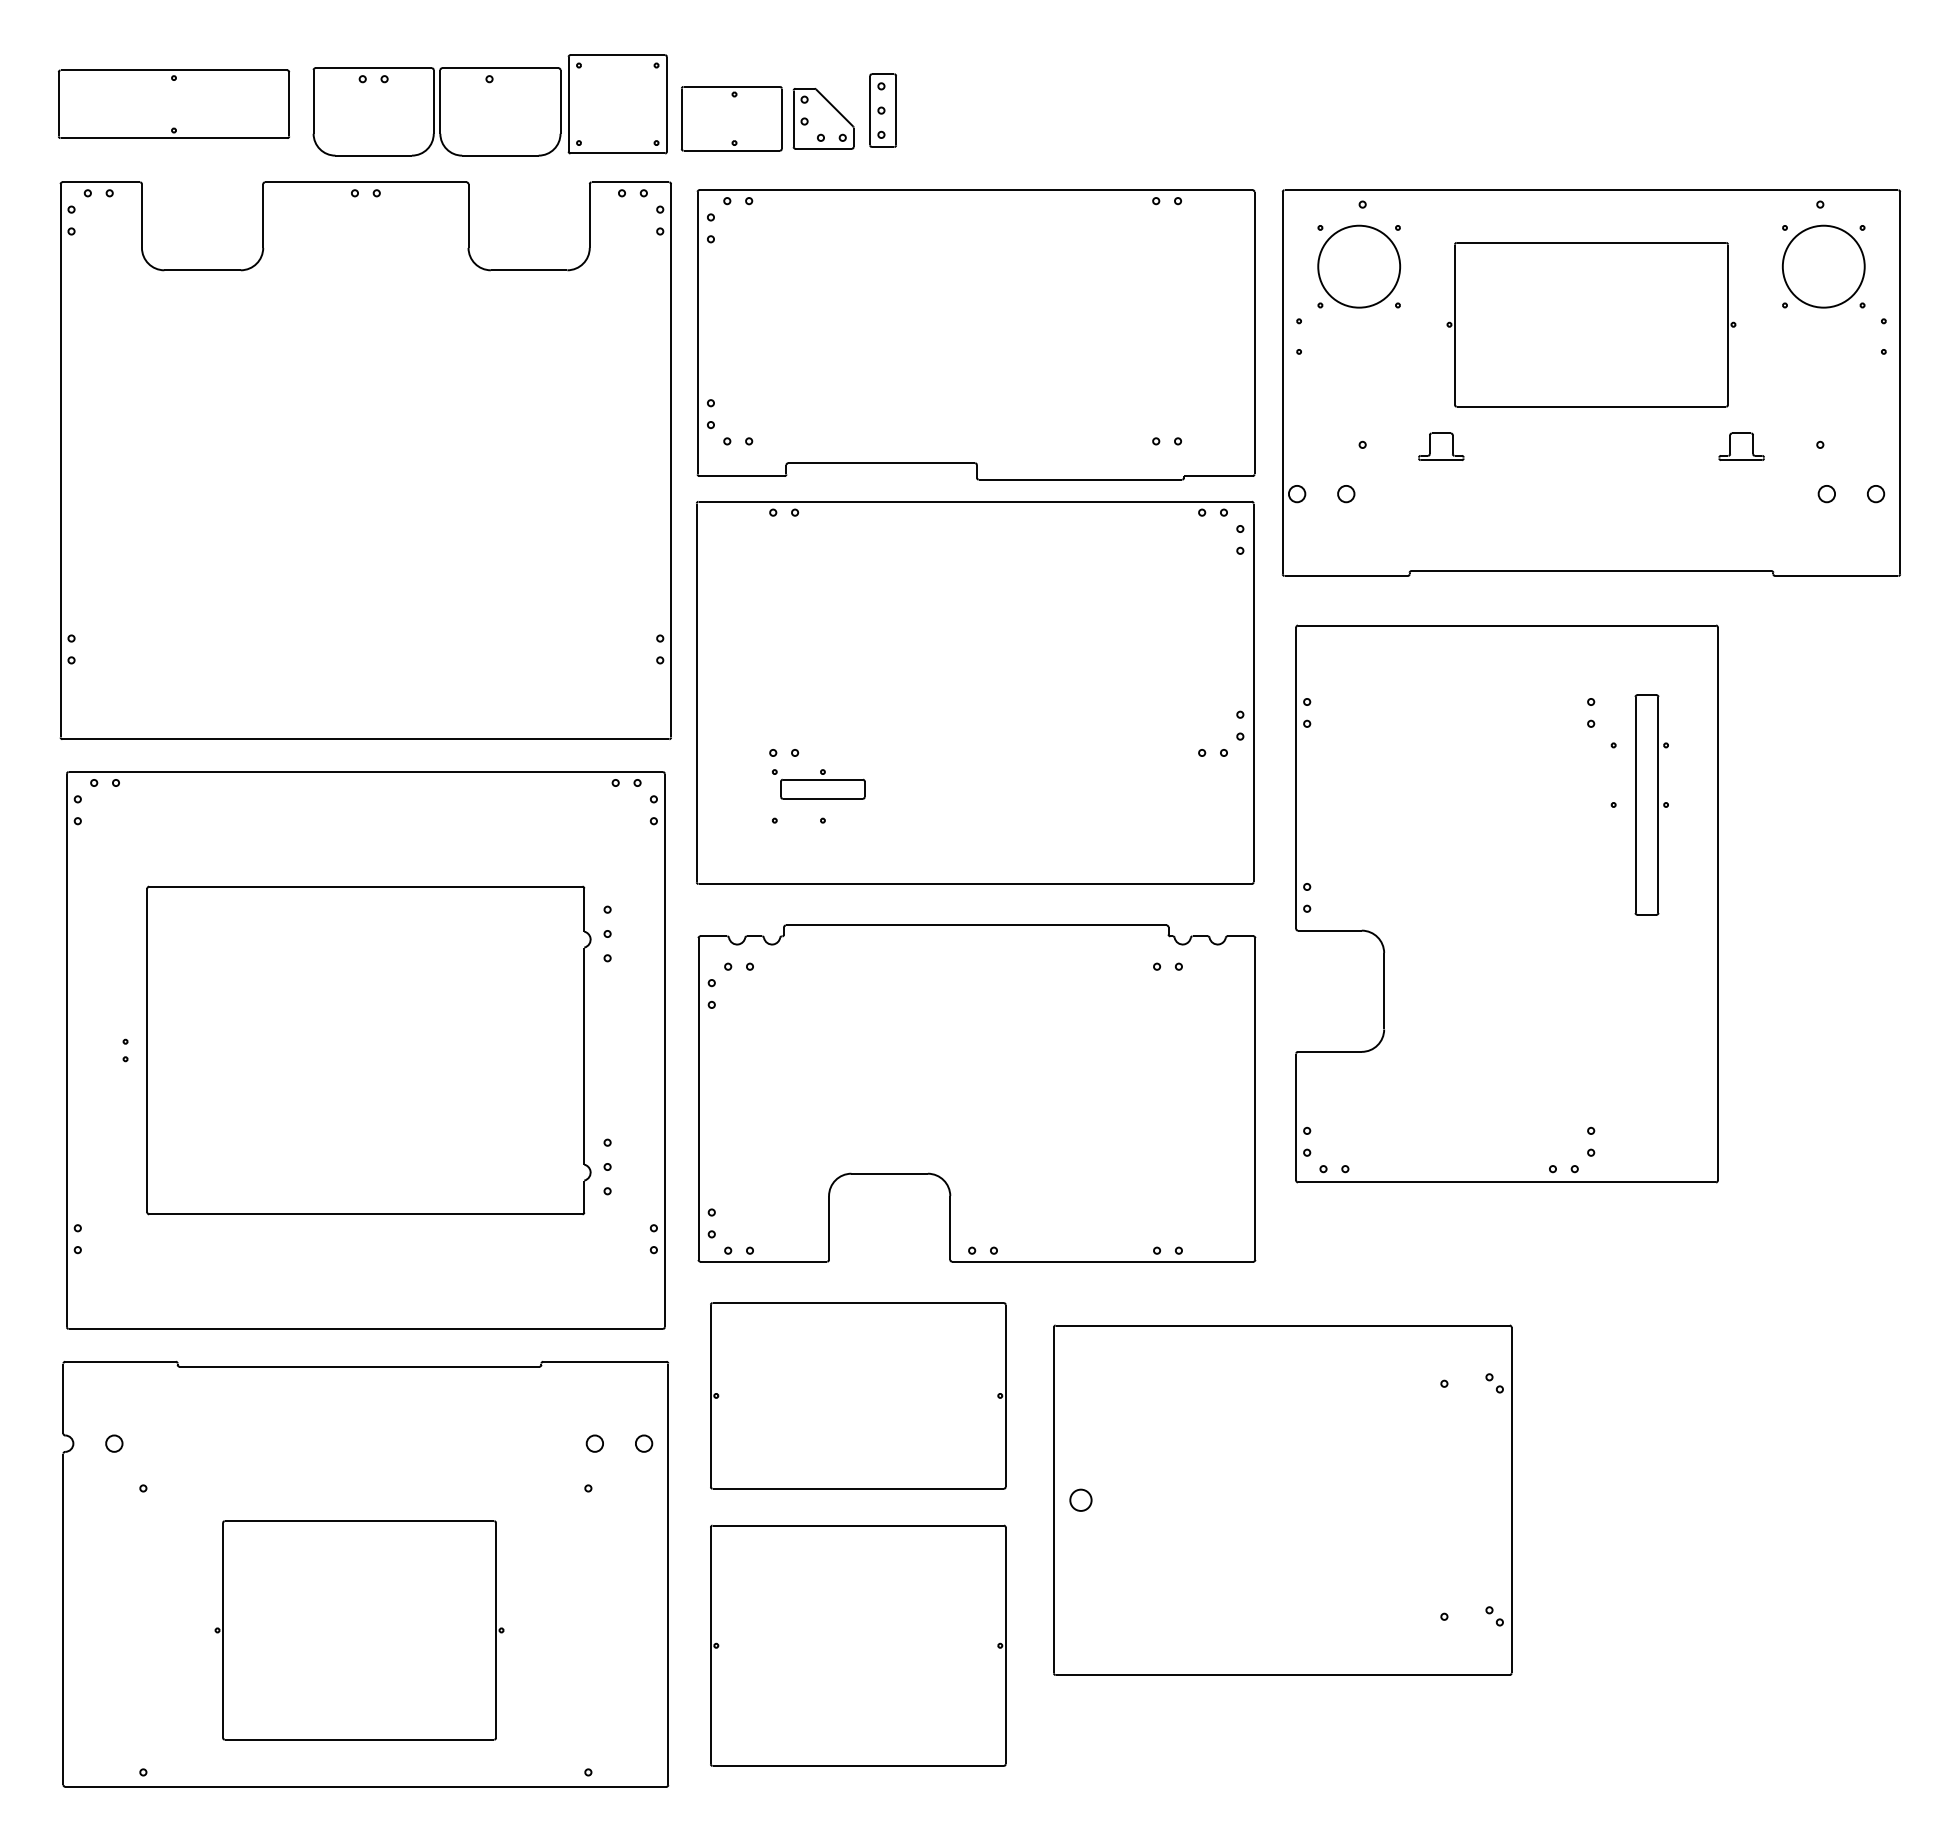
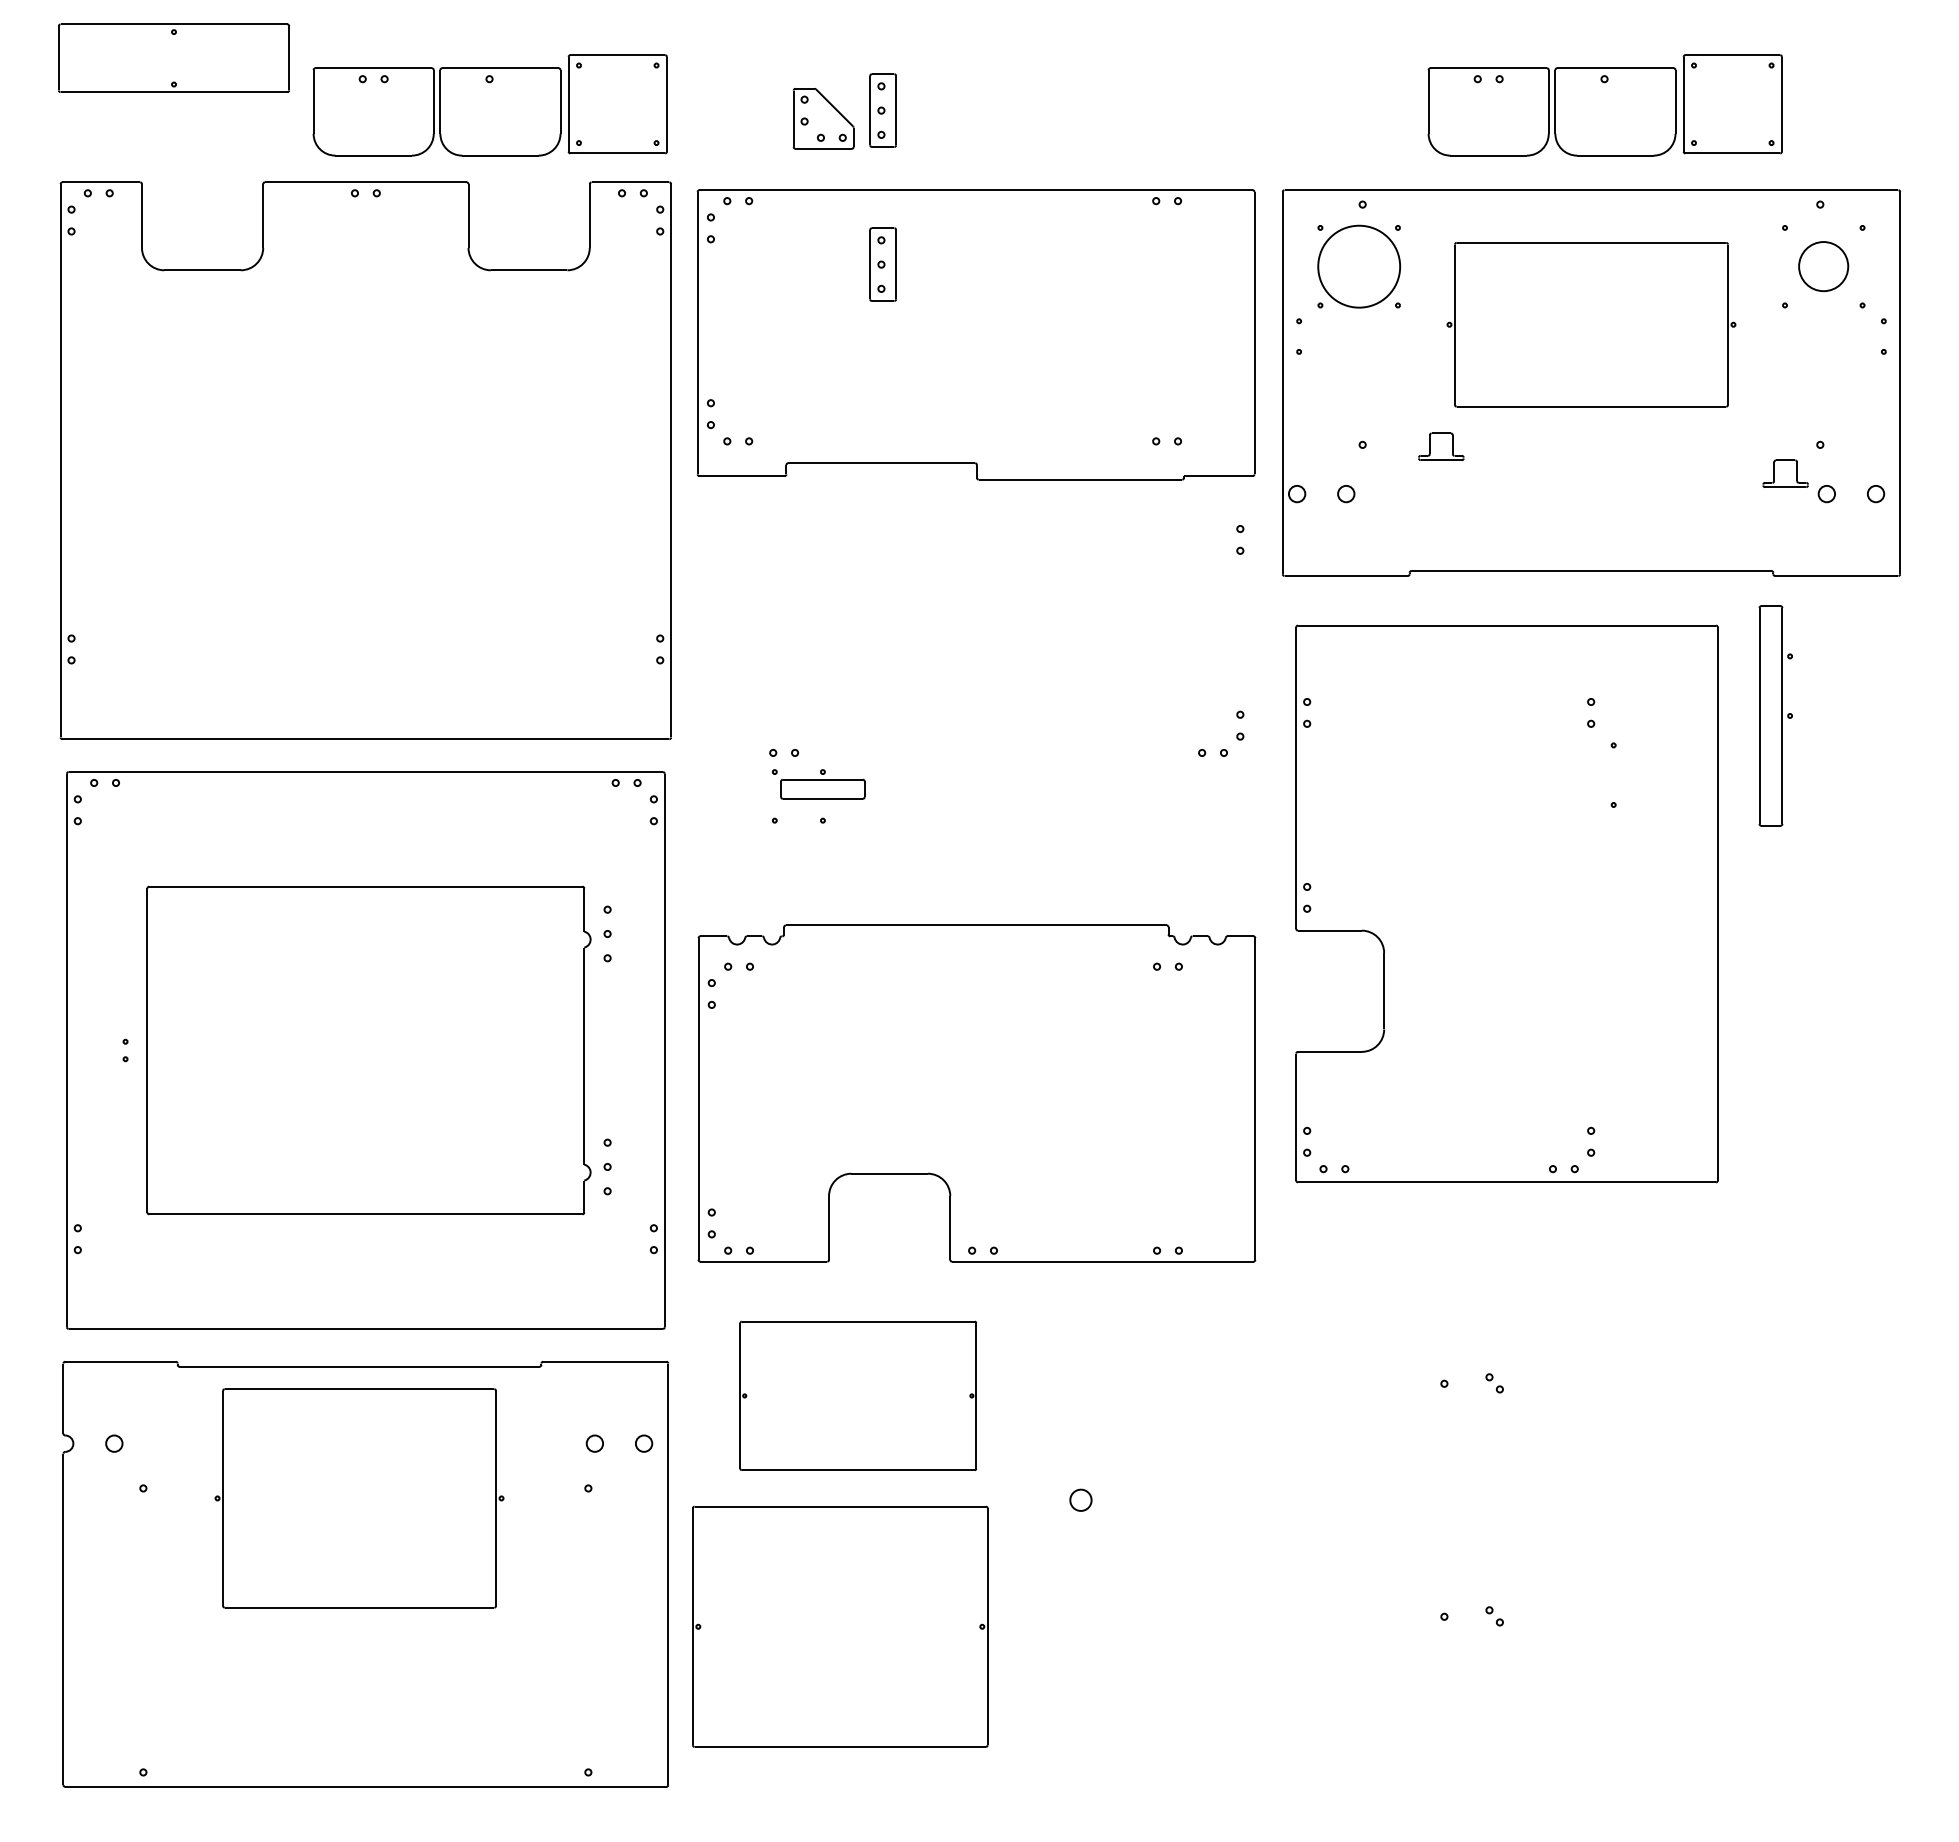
part position: (174, 103) -> (174, 57) (174, 57)
part: none -> present (1604, 105)
part: present -> none (731, 118)
part: none -> present (882, 264)
part size: 85x85 px -> 52x52 px (1823, 266)
part position: (1741, 446) -> (1785, 473) (1785, 473)
part: present -> none (975, 692)
part position: (1651, 804) -> (1775, 715) (1775, 715)
part size: 297x188 px -> 239x151 px (858, 1395)
part: present -> none (1282, 1499)
part position: (359, 1630) -> (359, 1498) (359, 1498)
part position: (858, 1645) -> (840, 1626) (840, 1626)
